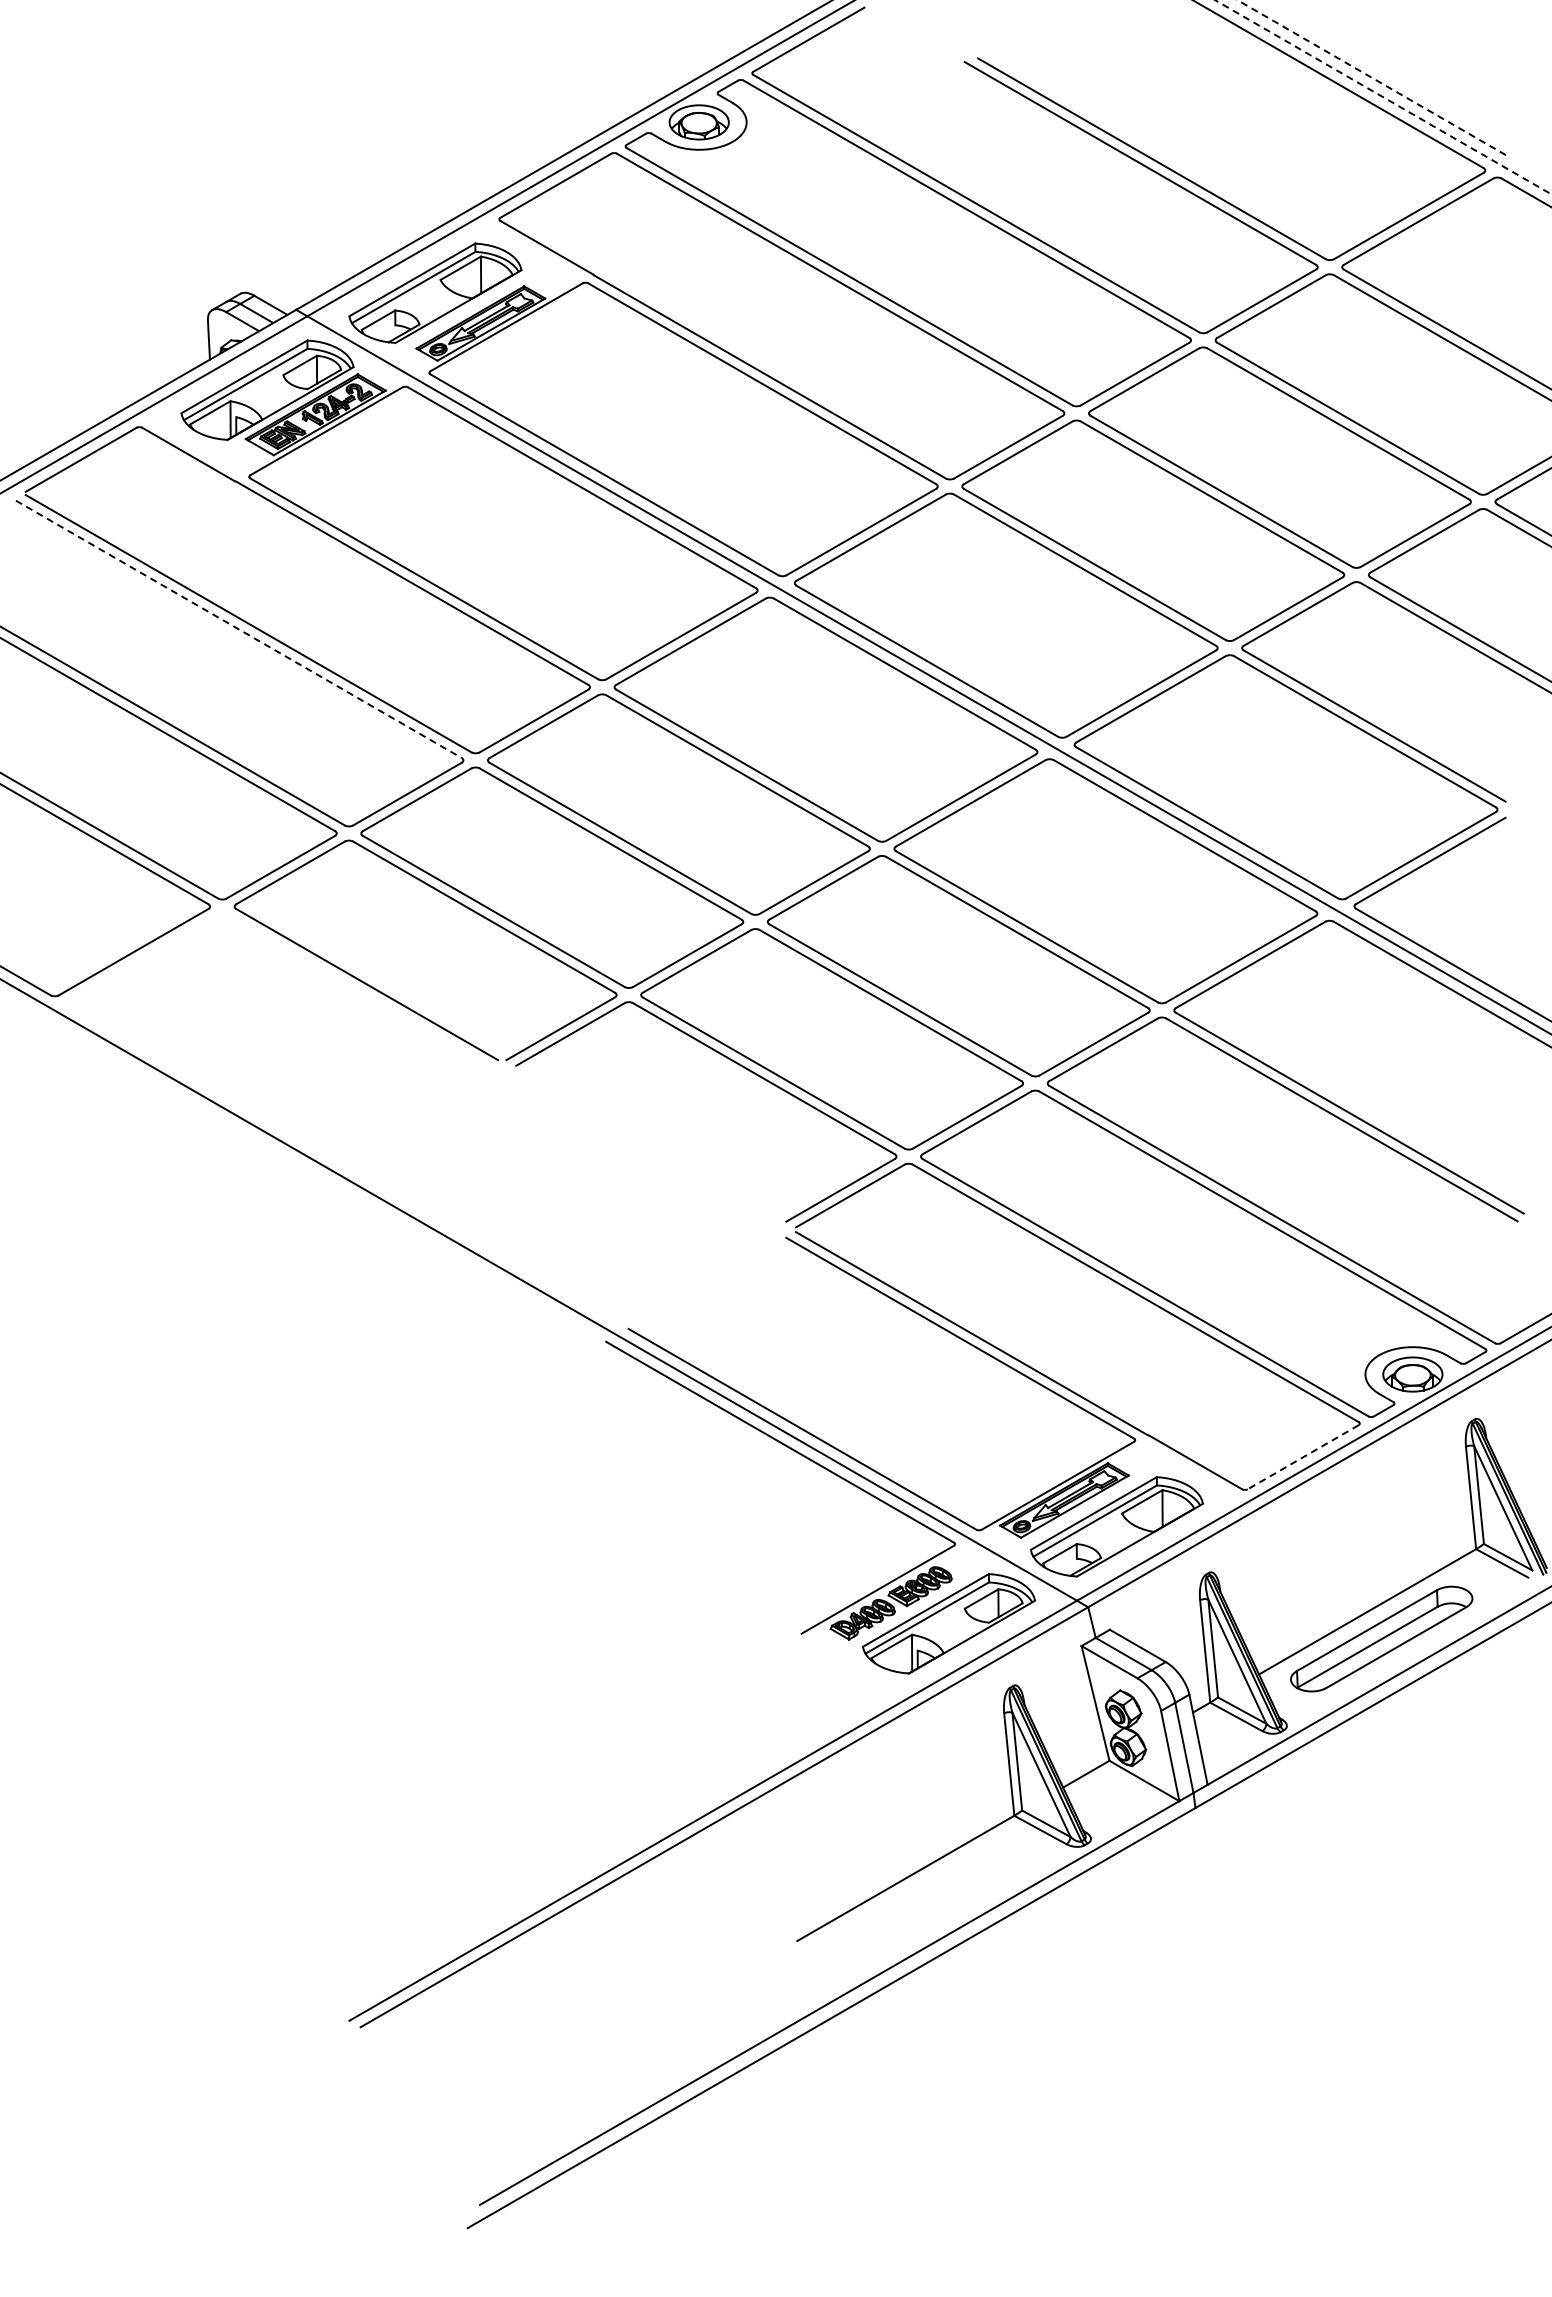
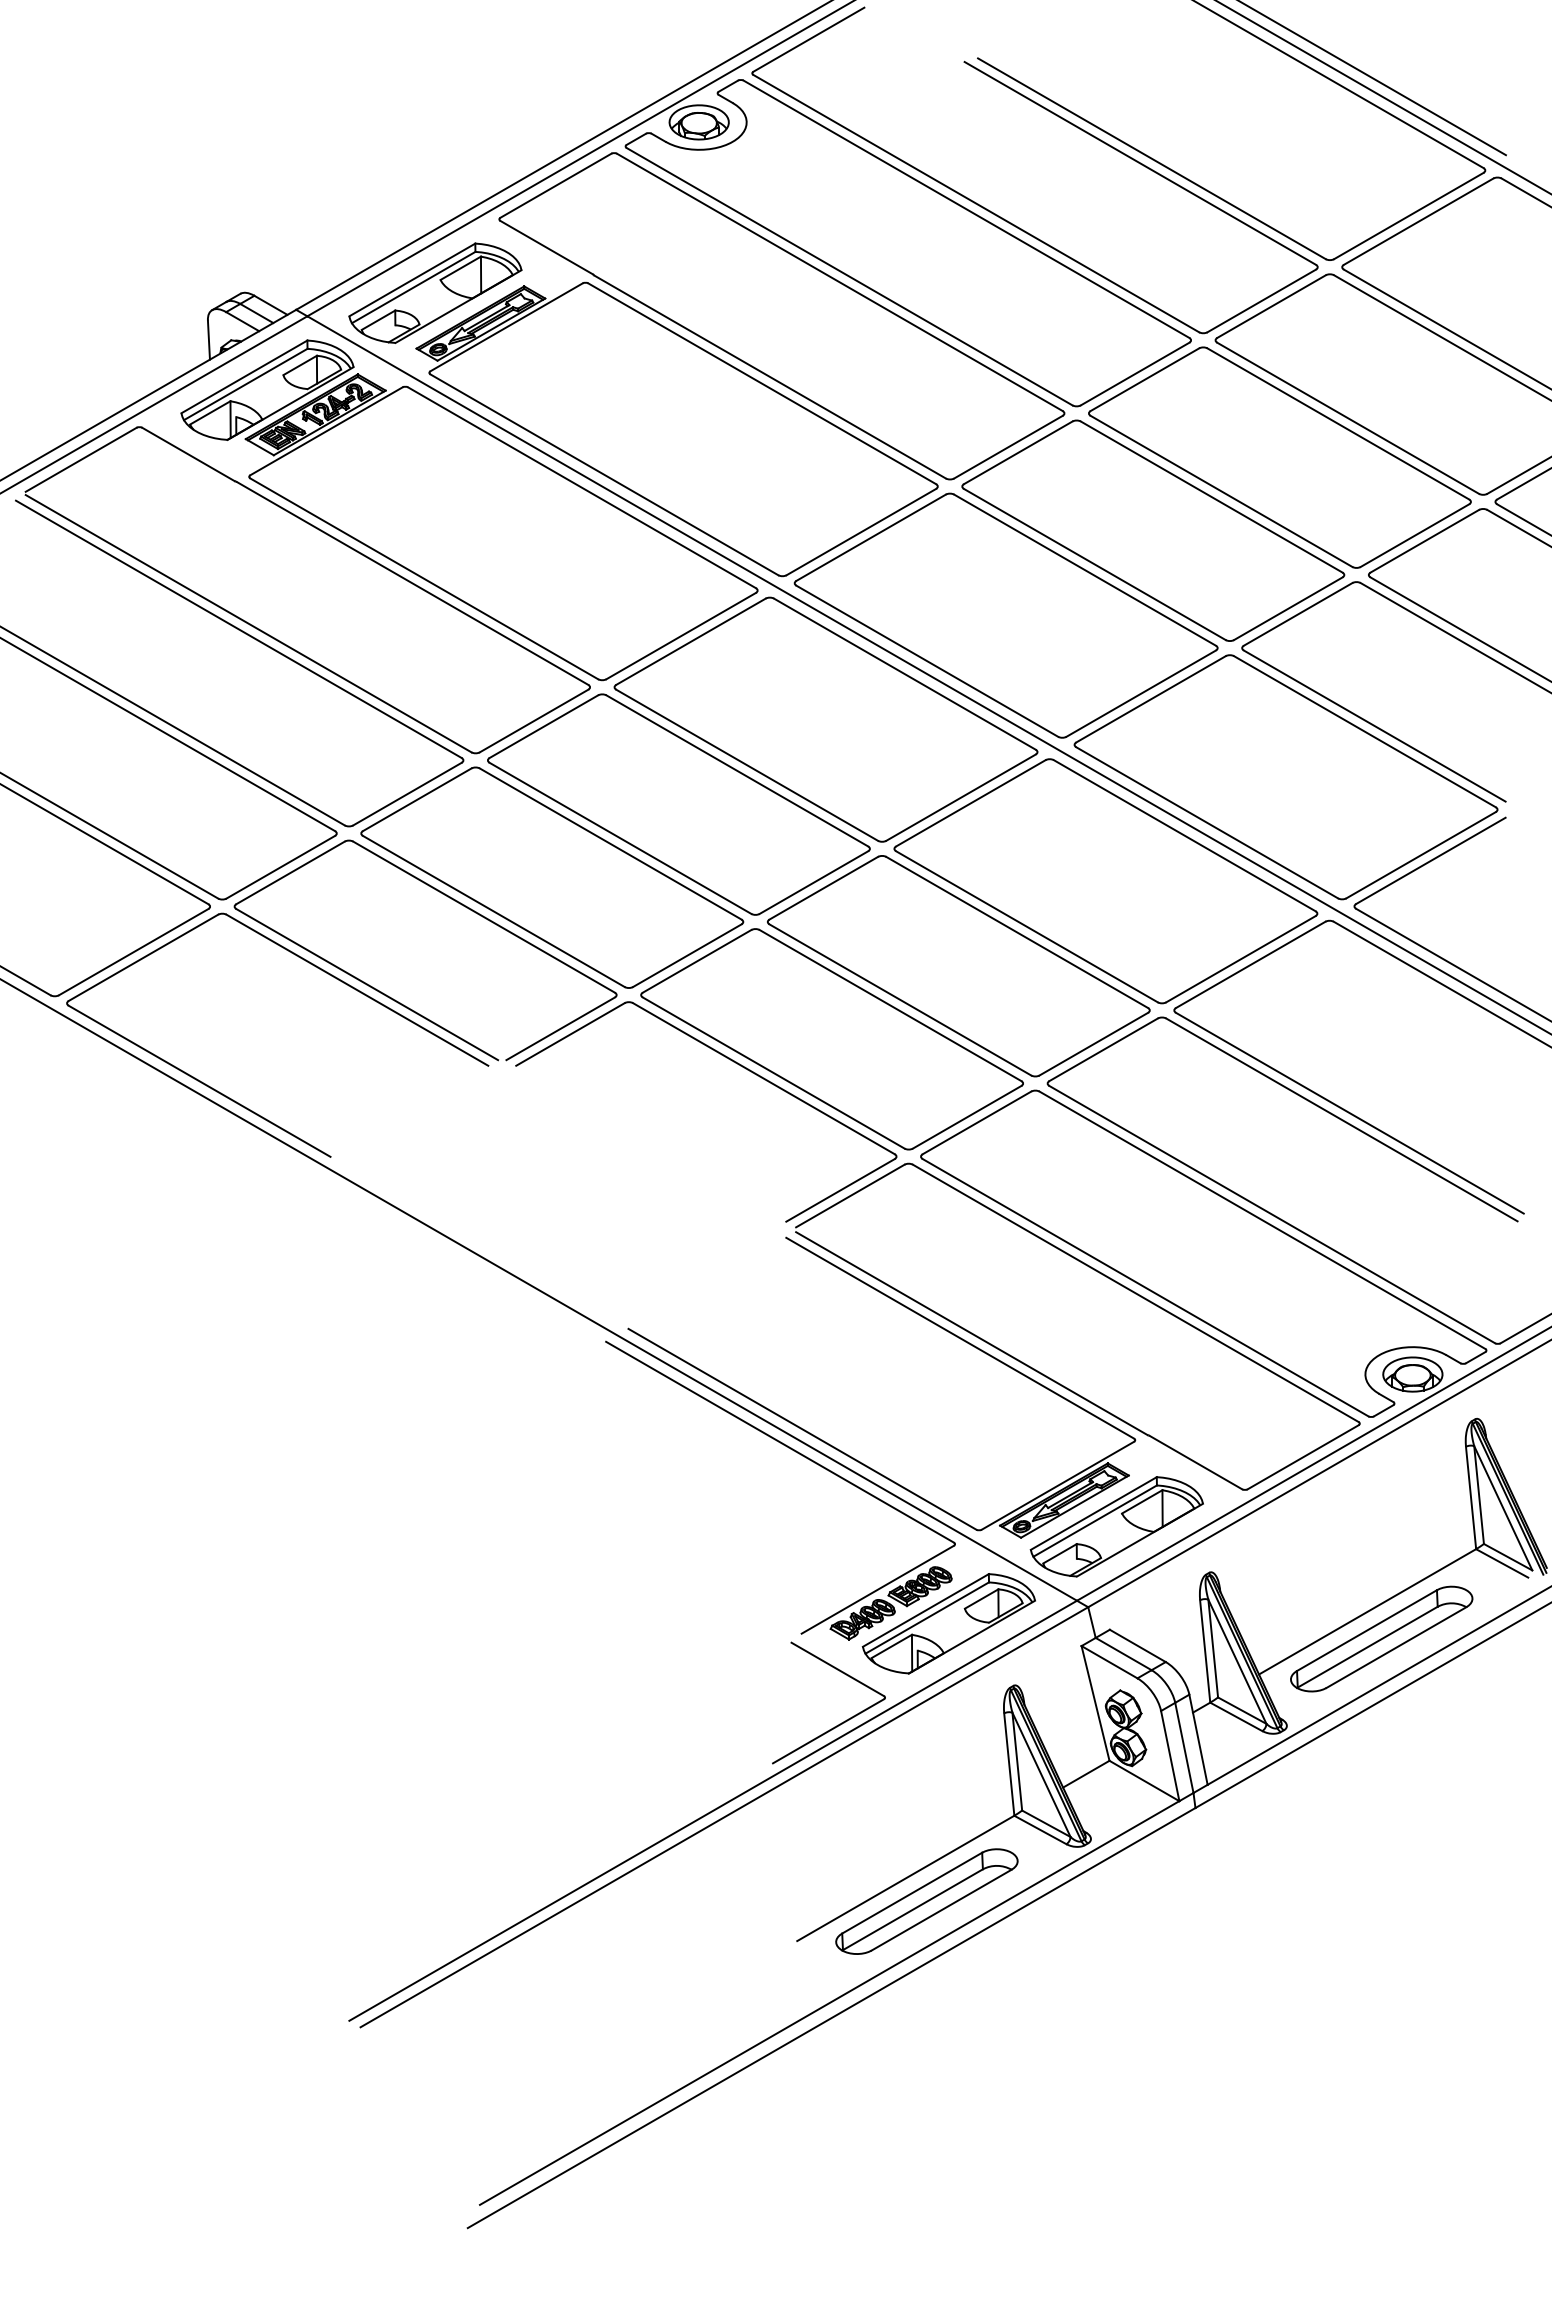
line: dashed -> solid (1371, 77)
line: dashed -> solid (1383, 97)
line: dashed -> solid (239, 629)
part: none -> present (315, 967)
line: dashed -> solid (1302, 1457)
part: none -> present (839, 1723)
part: none -> present (926, 1901)
